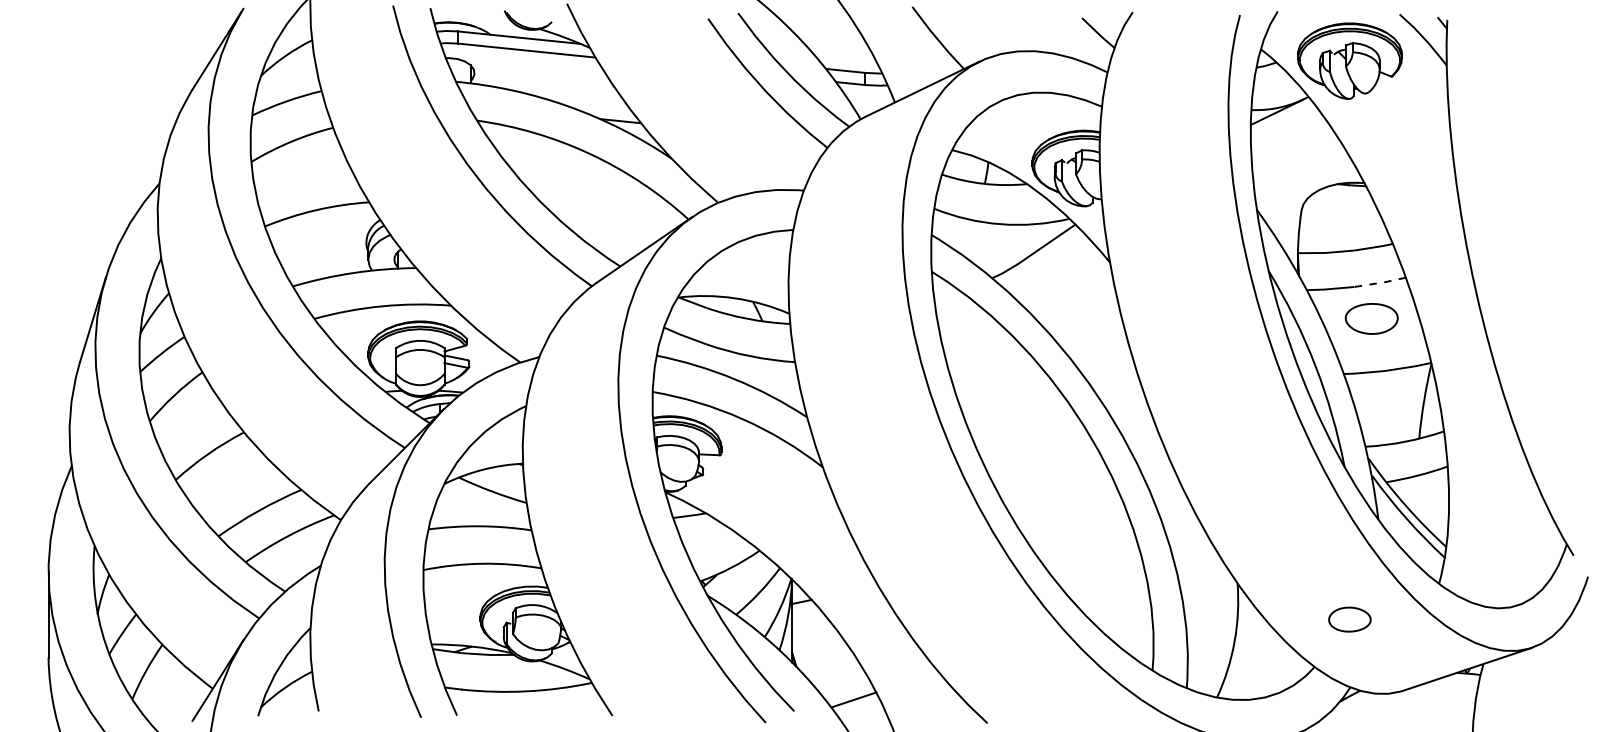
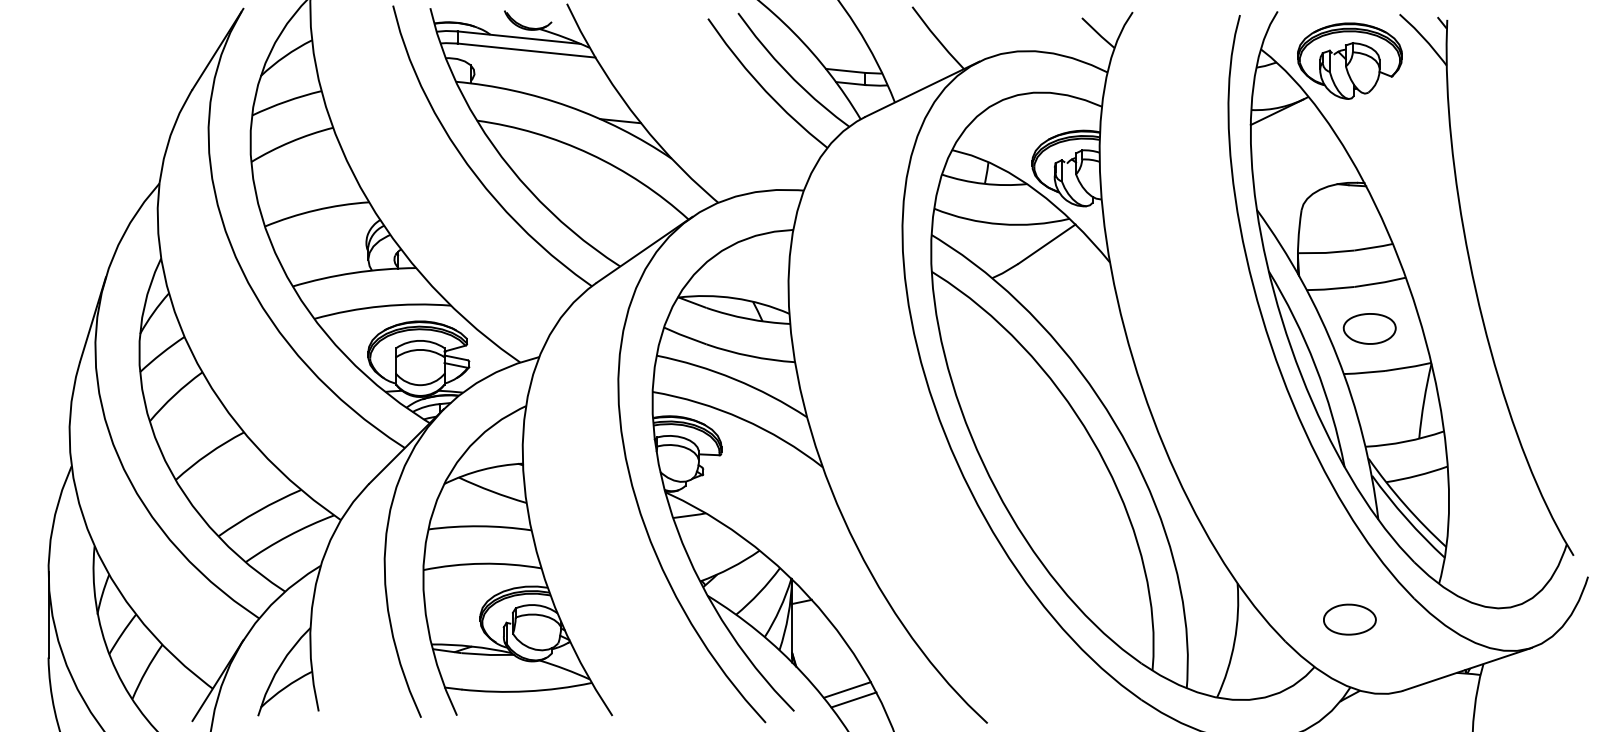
line: dashed -> solid (1381, 282)
part position: (1371, 318) -> (1369, 328) (1369, 328)
part size: 44x27 px -> 54x33 px (1349, 619)
line: none -> present (847, 689)
